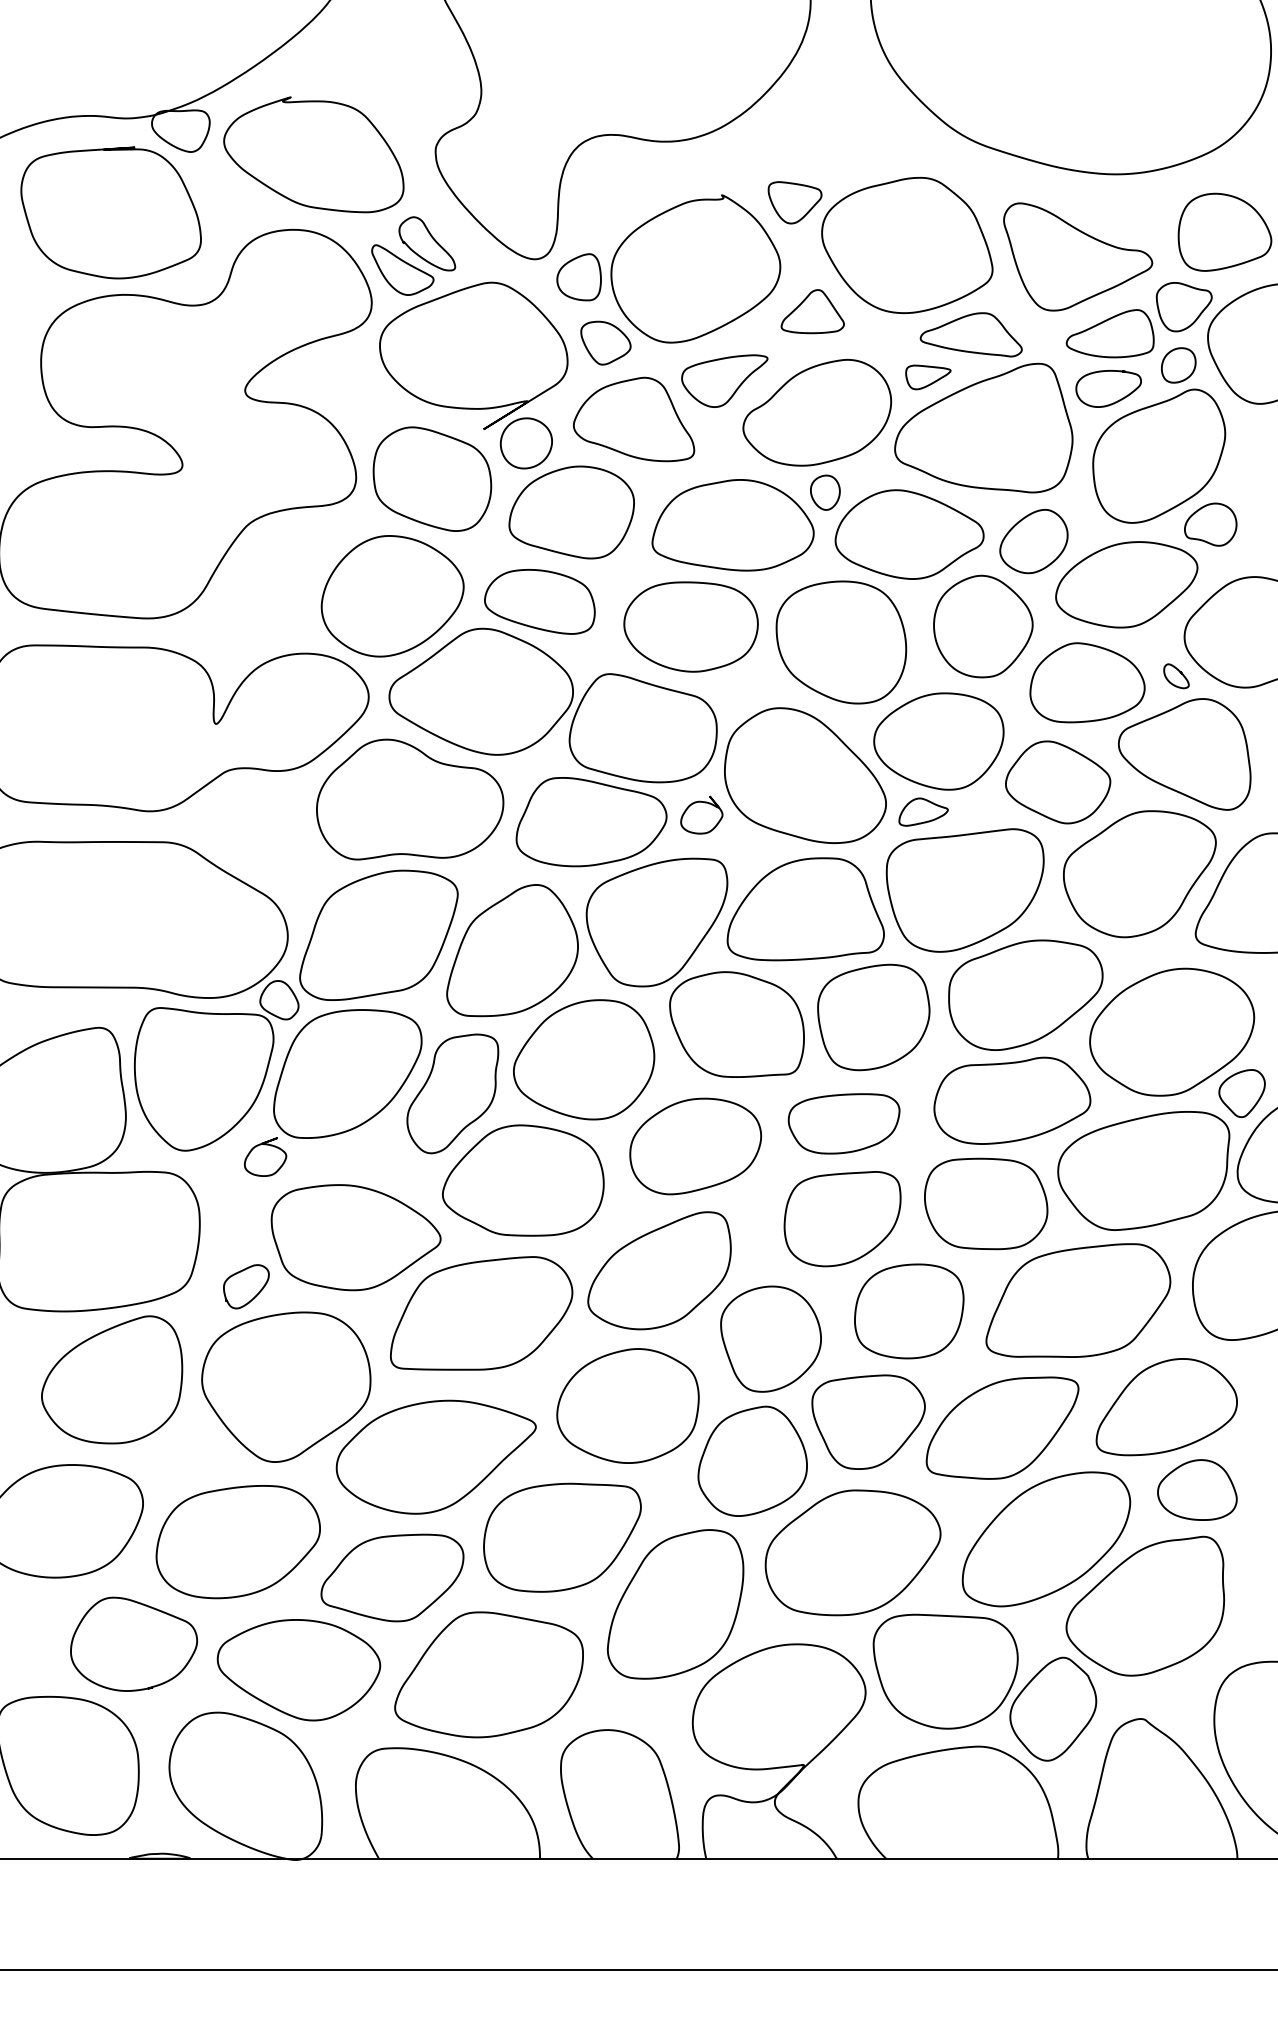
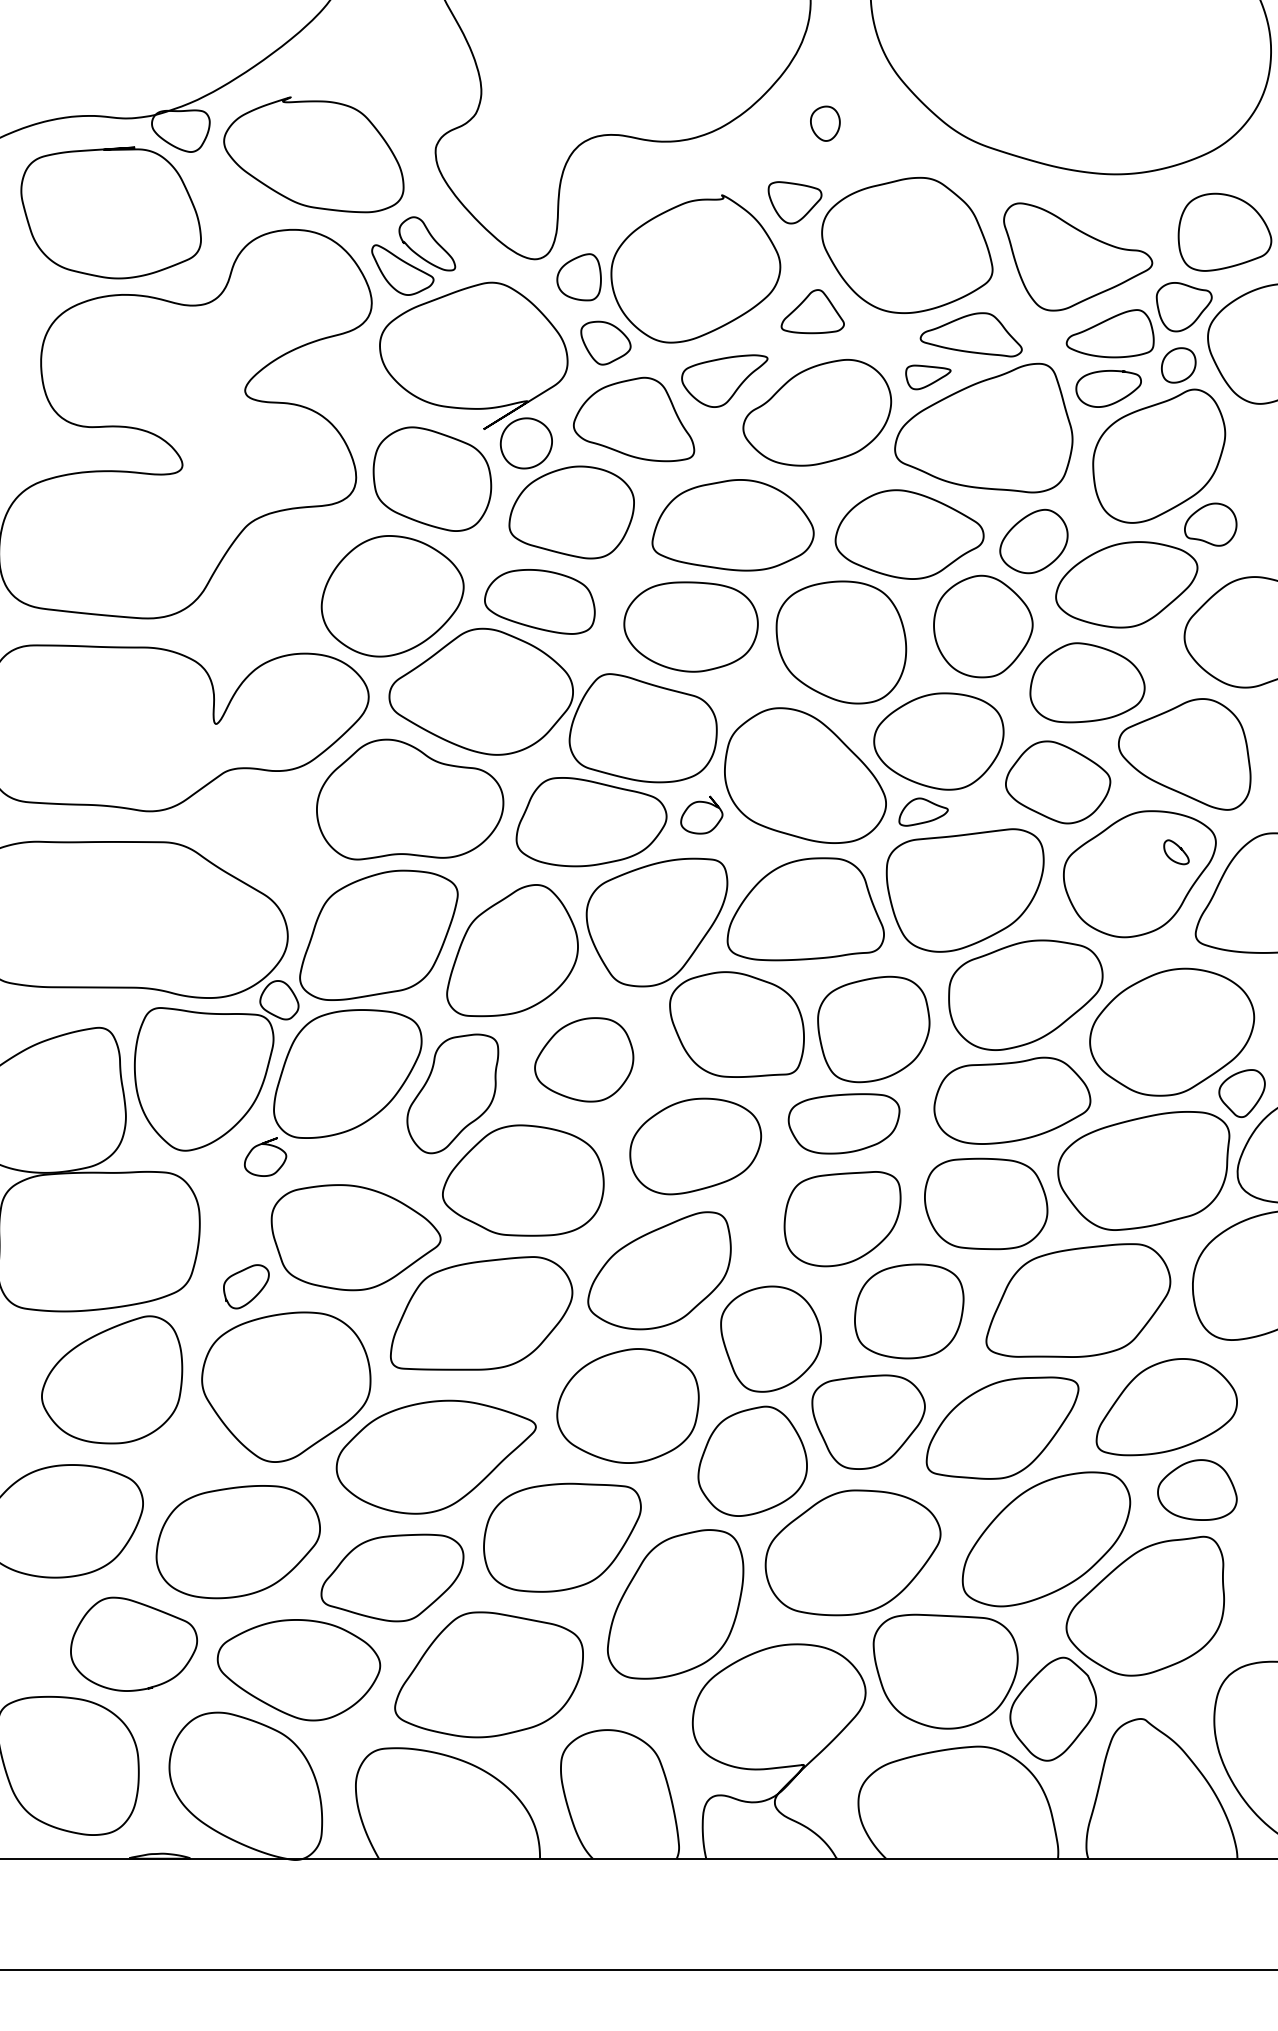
part position: (825, 492) -> (825, 123) (825, 123)
part position: (1176, 676) -> (1176, 852) (1176, 852)
part position: (873, 1017) -> (873, 1029) (873, 1029)
part size: 143x122 px -> 101x86 px (584, 1059)
